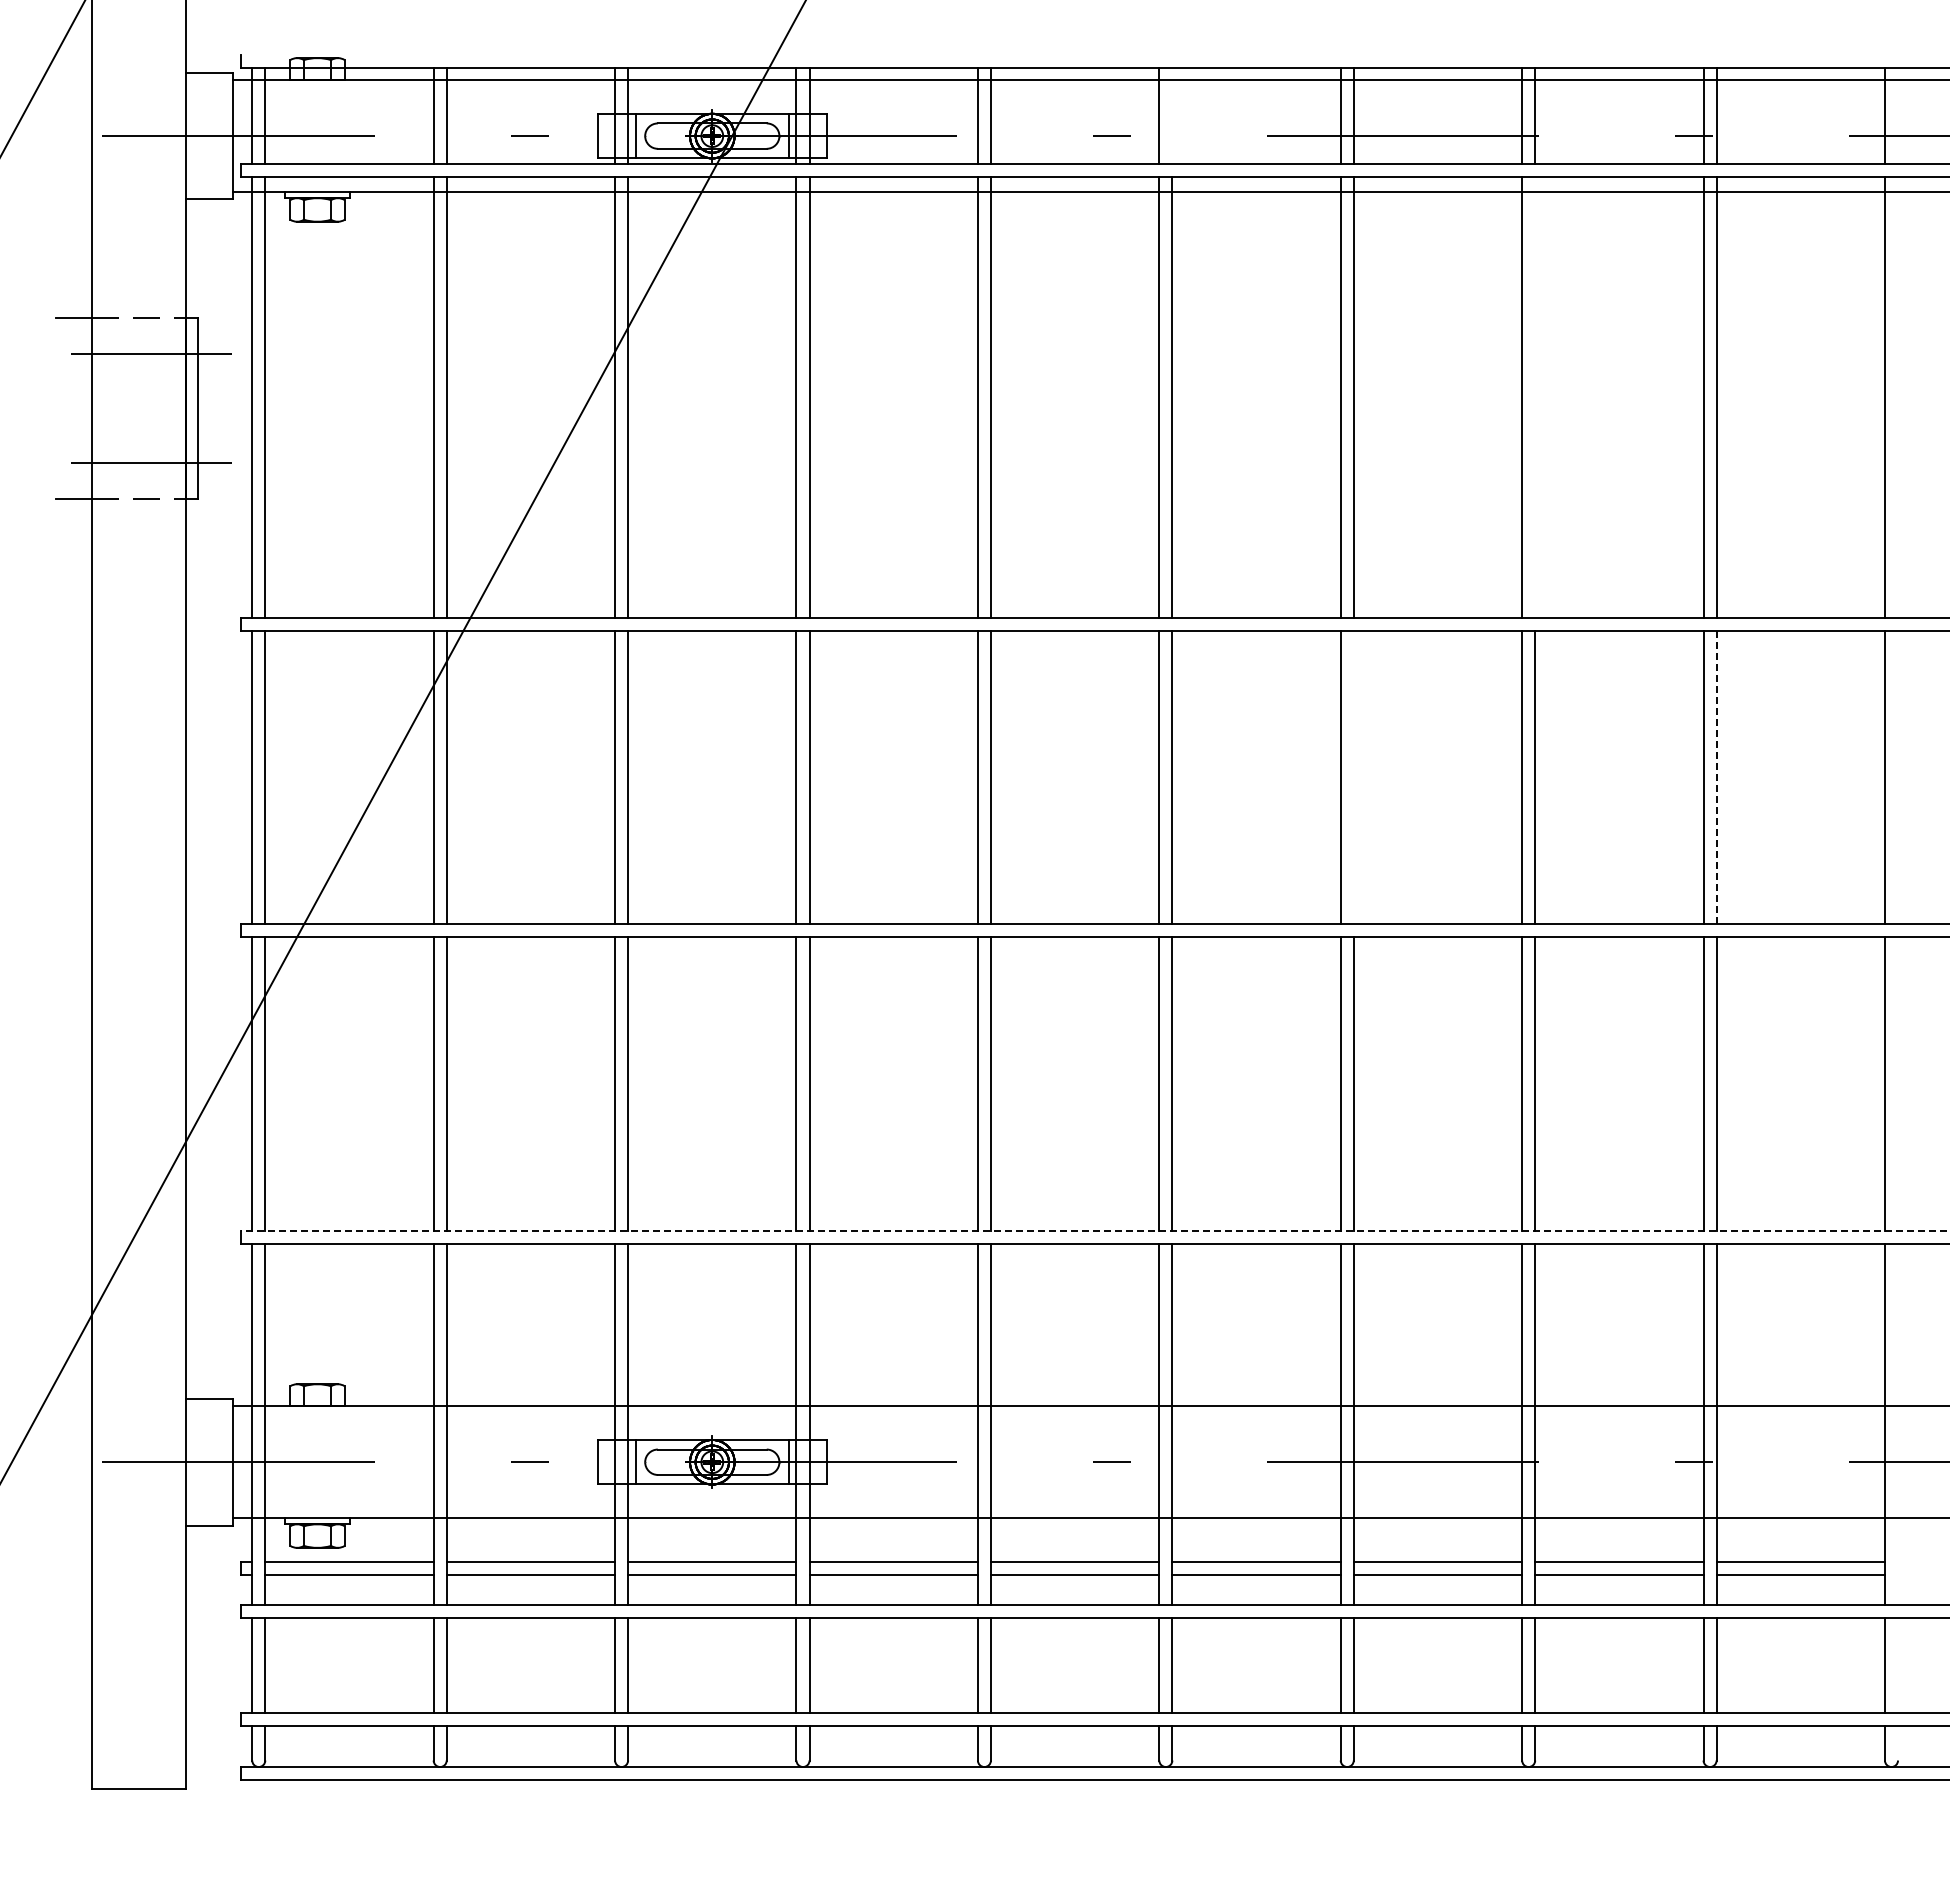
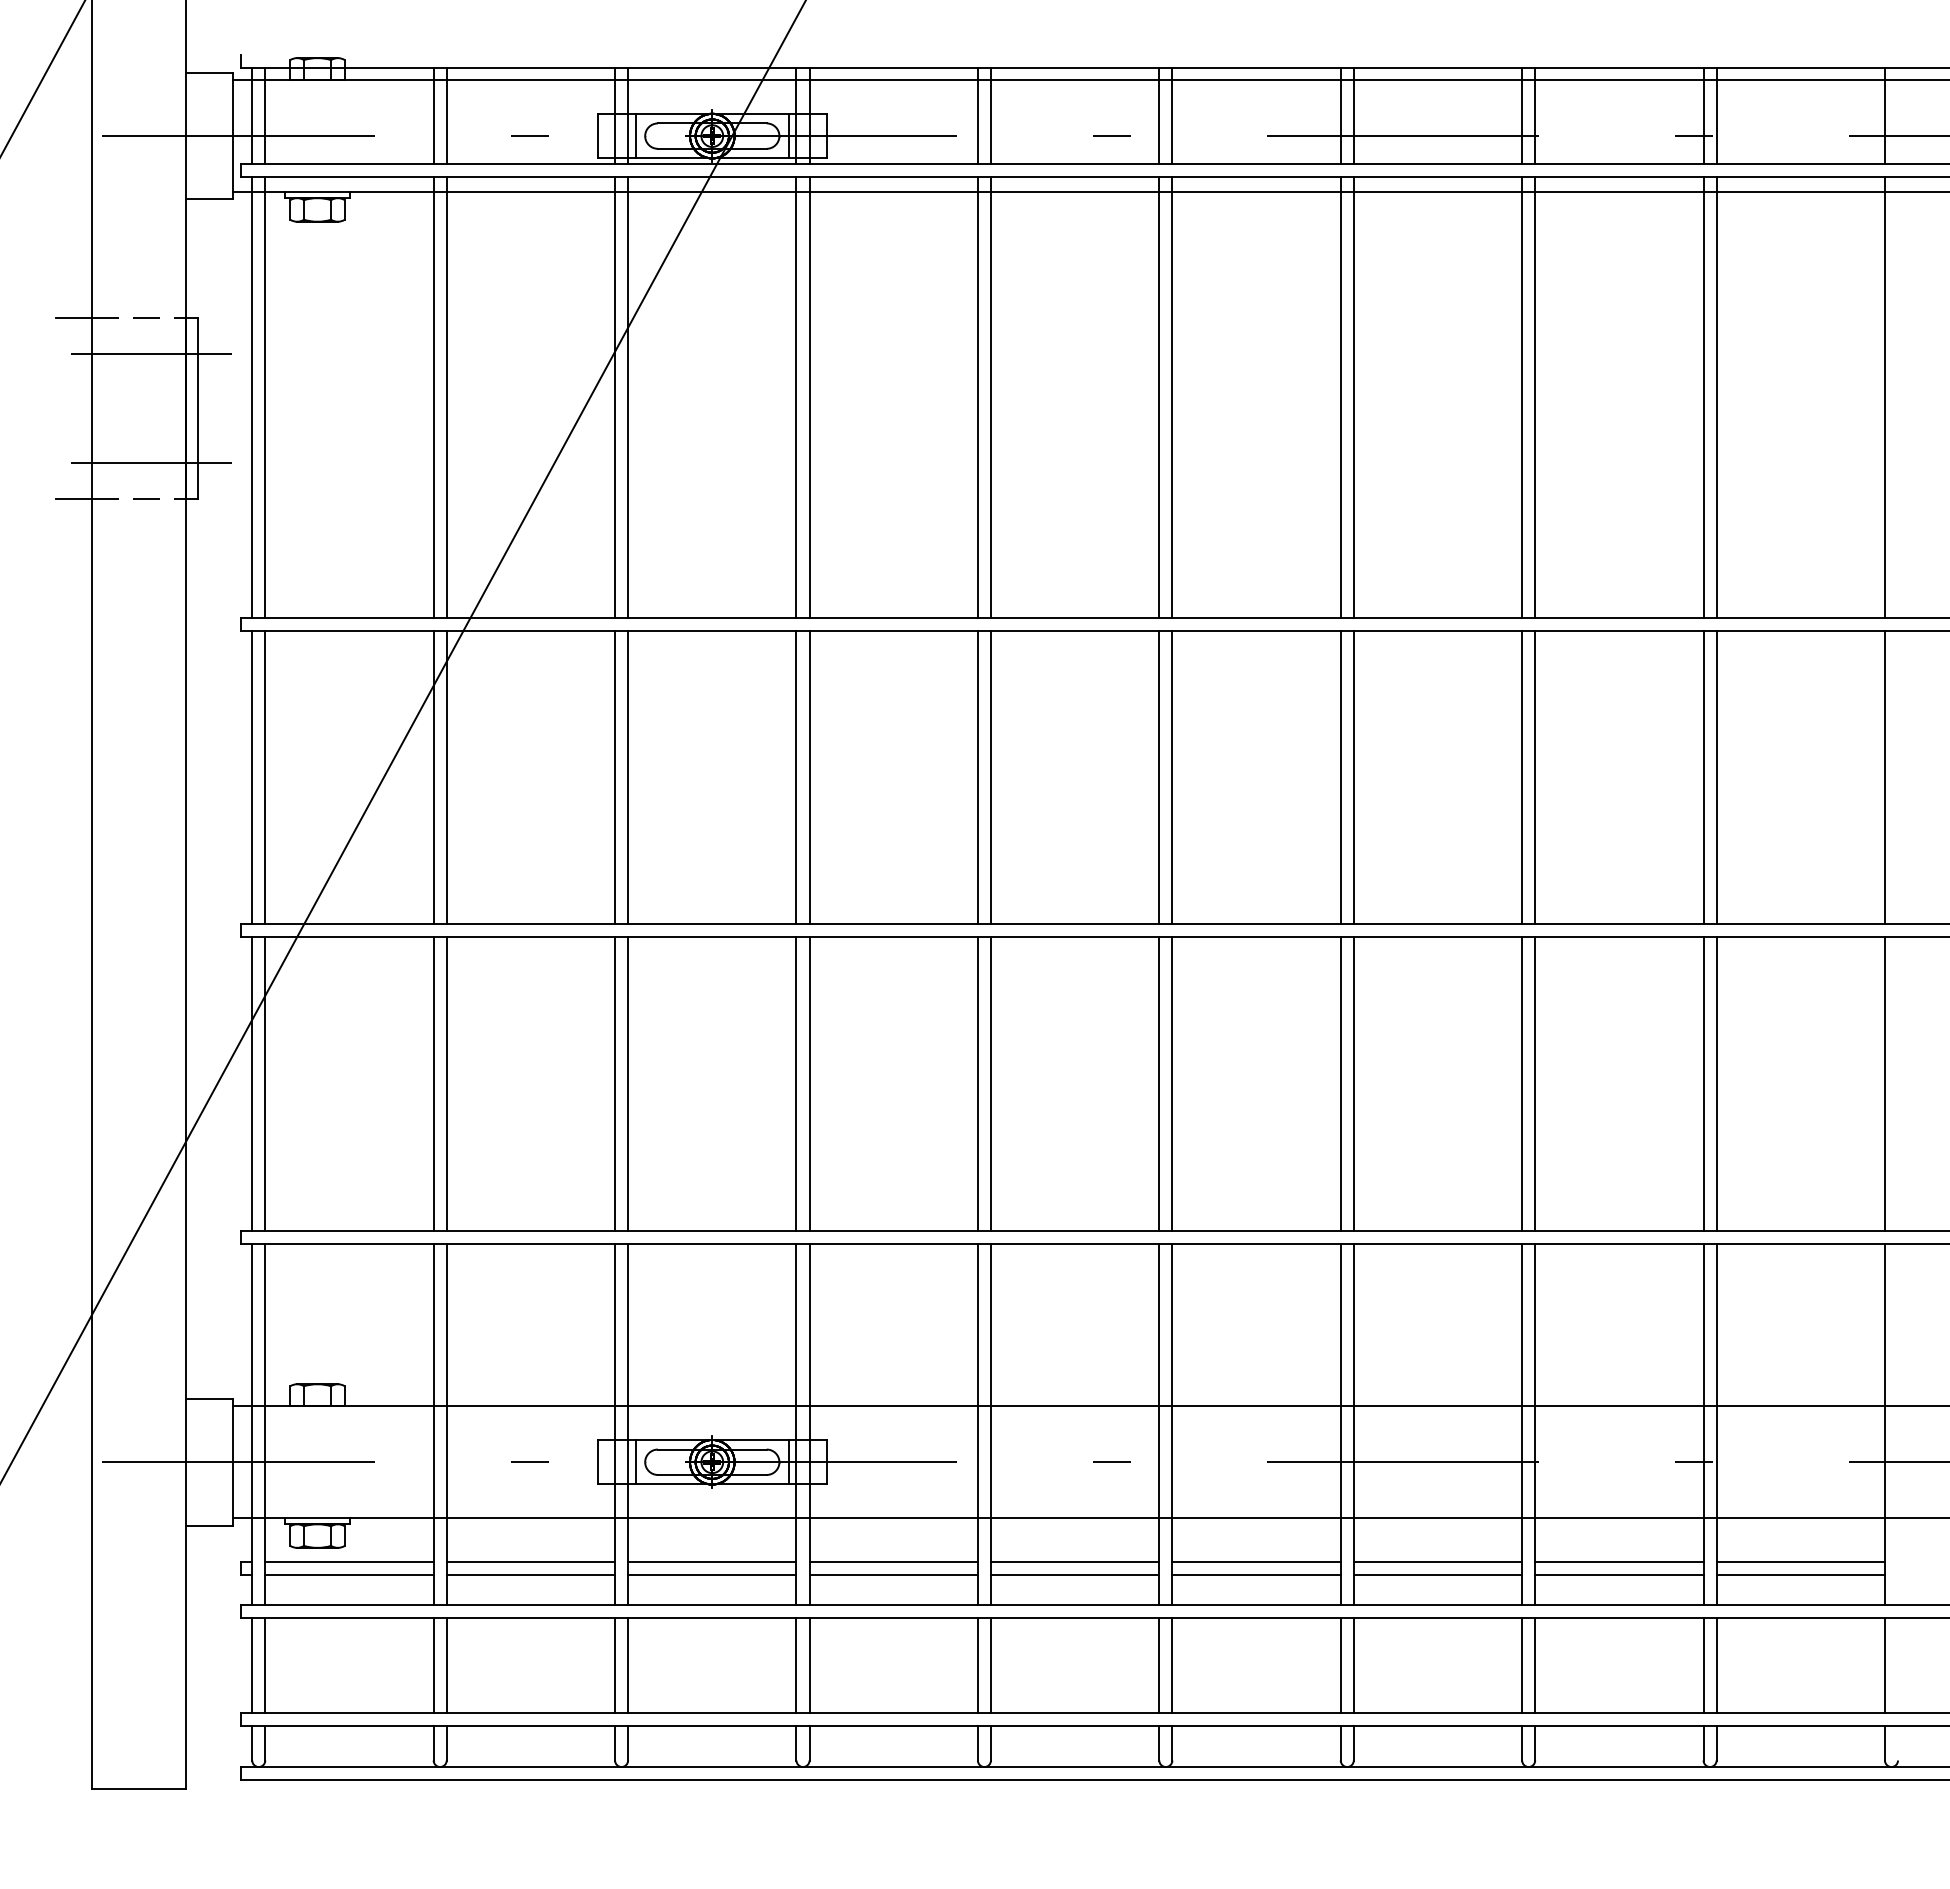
line: none -> present (1172, 116)
line: none -> present (1535, 397)
line: none -> present (1353, 777)
line: dashed -> solid (1716, 777)
line: dashed -> solid (1094, 1230)
